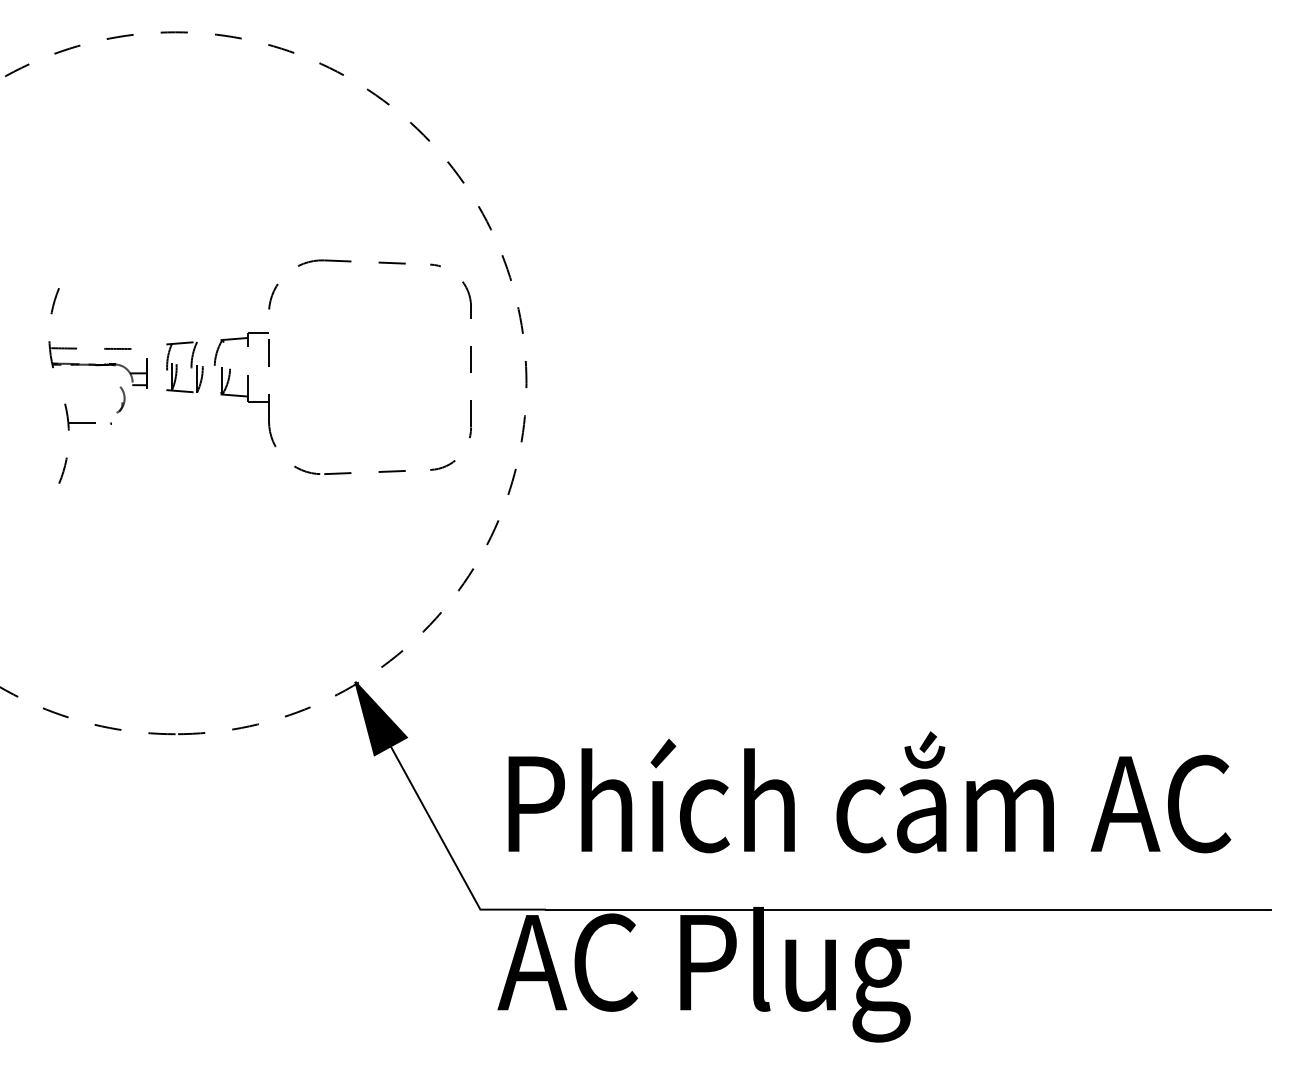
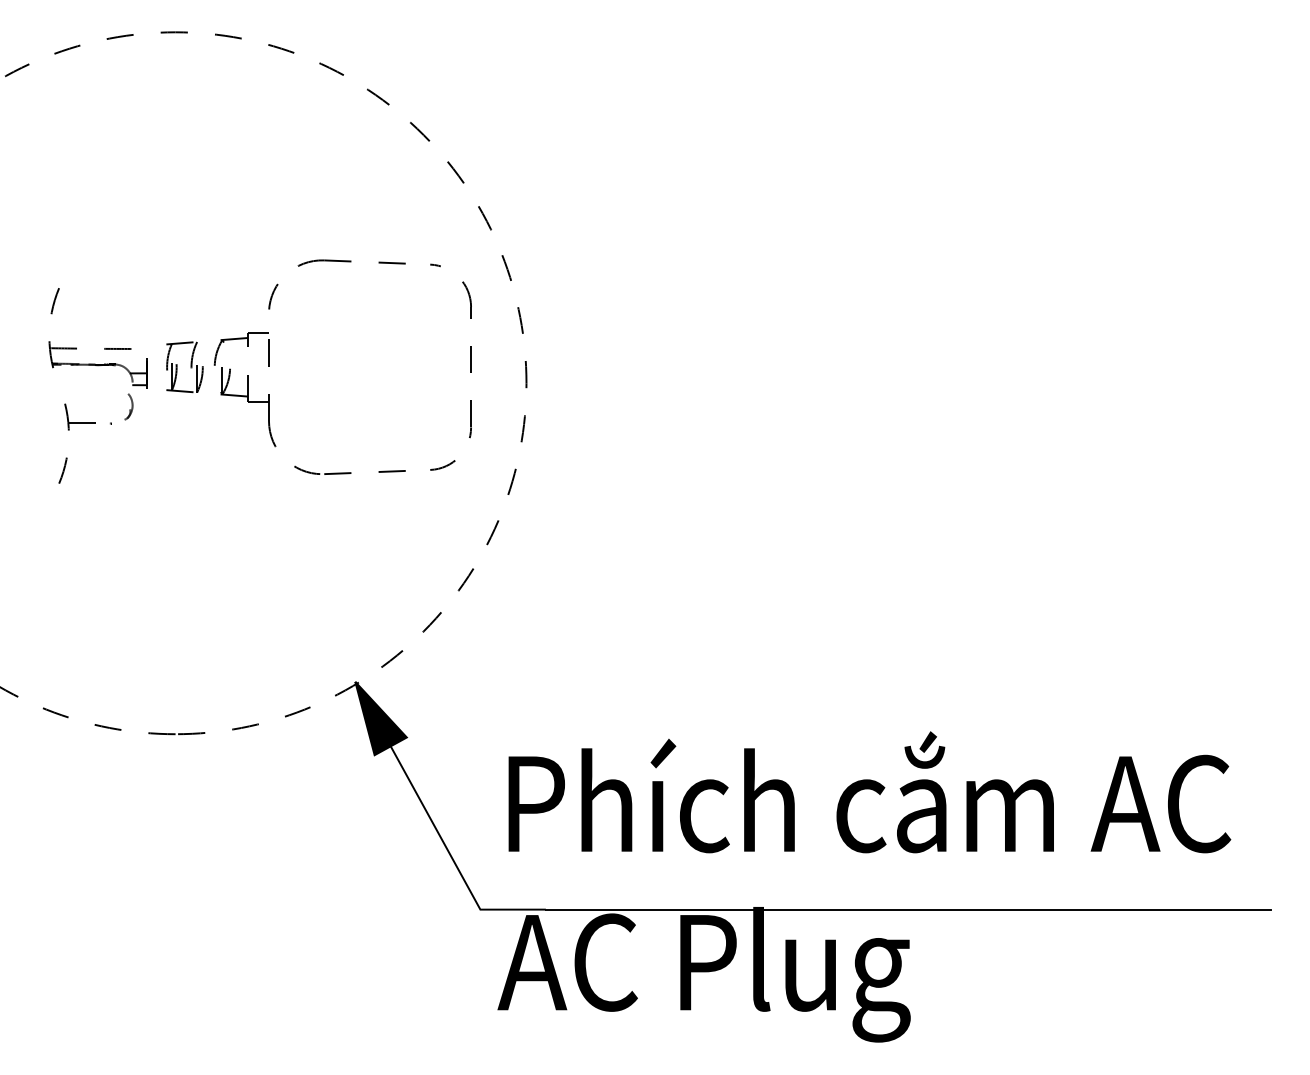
part position: (120, 399) -> (128, 406) (128, 406)
